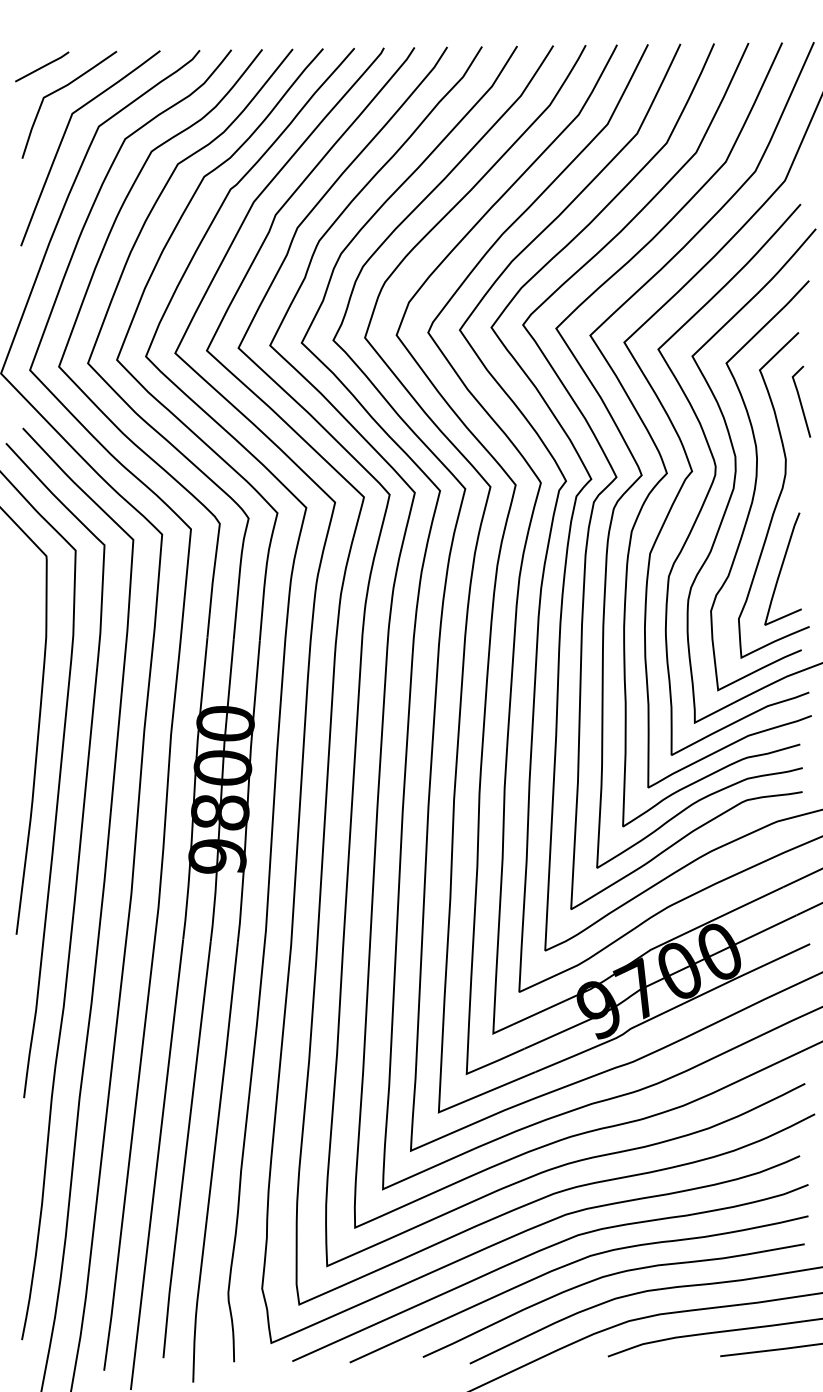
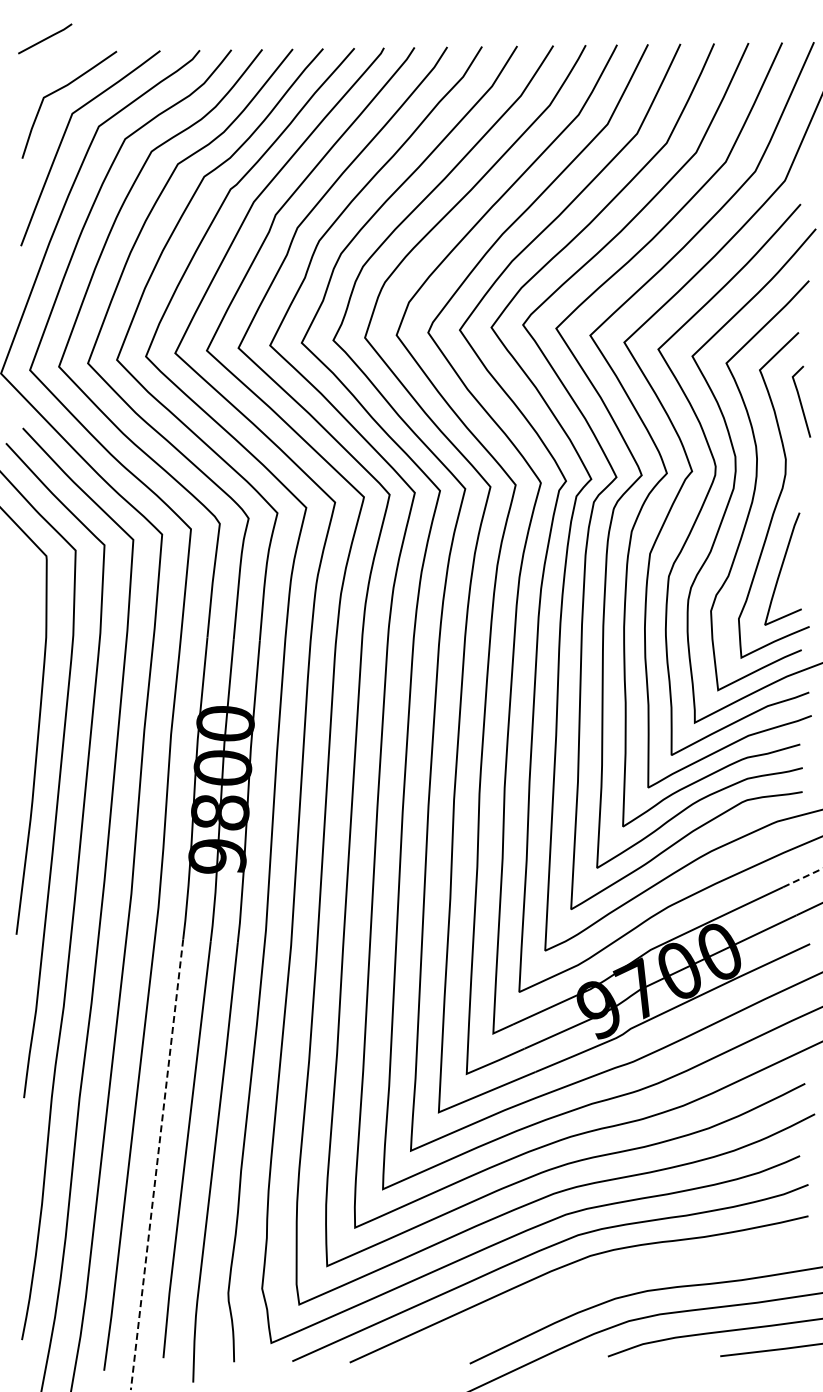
line position: (42, 66) -> (45, 38) (45, 38)
line: solid -> dashed (802, 878)
line: solid -> dashed (157, 1164)
curve: present -> none (609, 1276)
